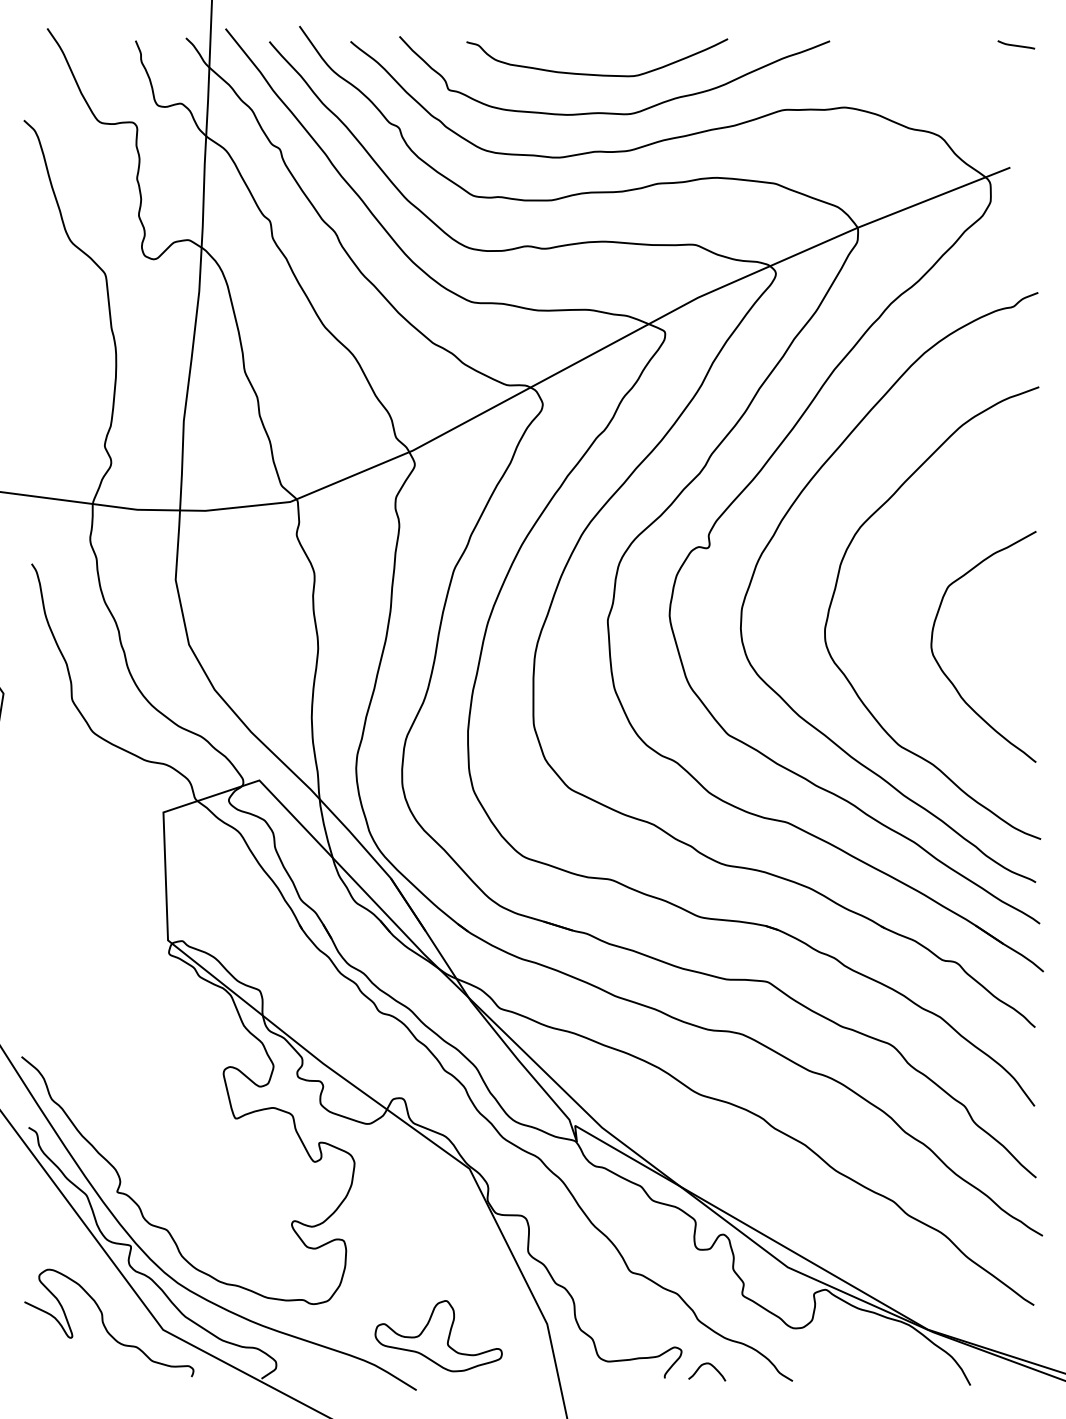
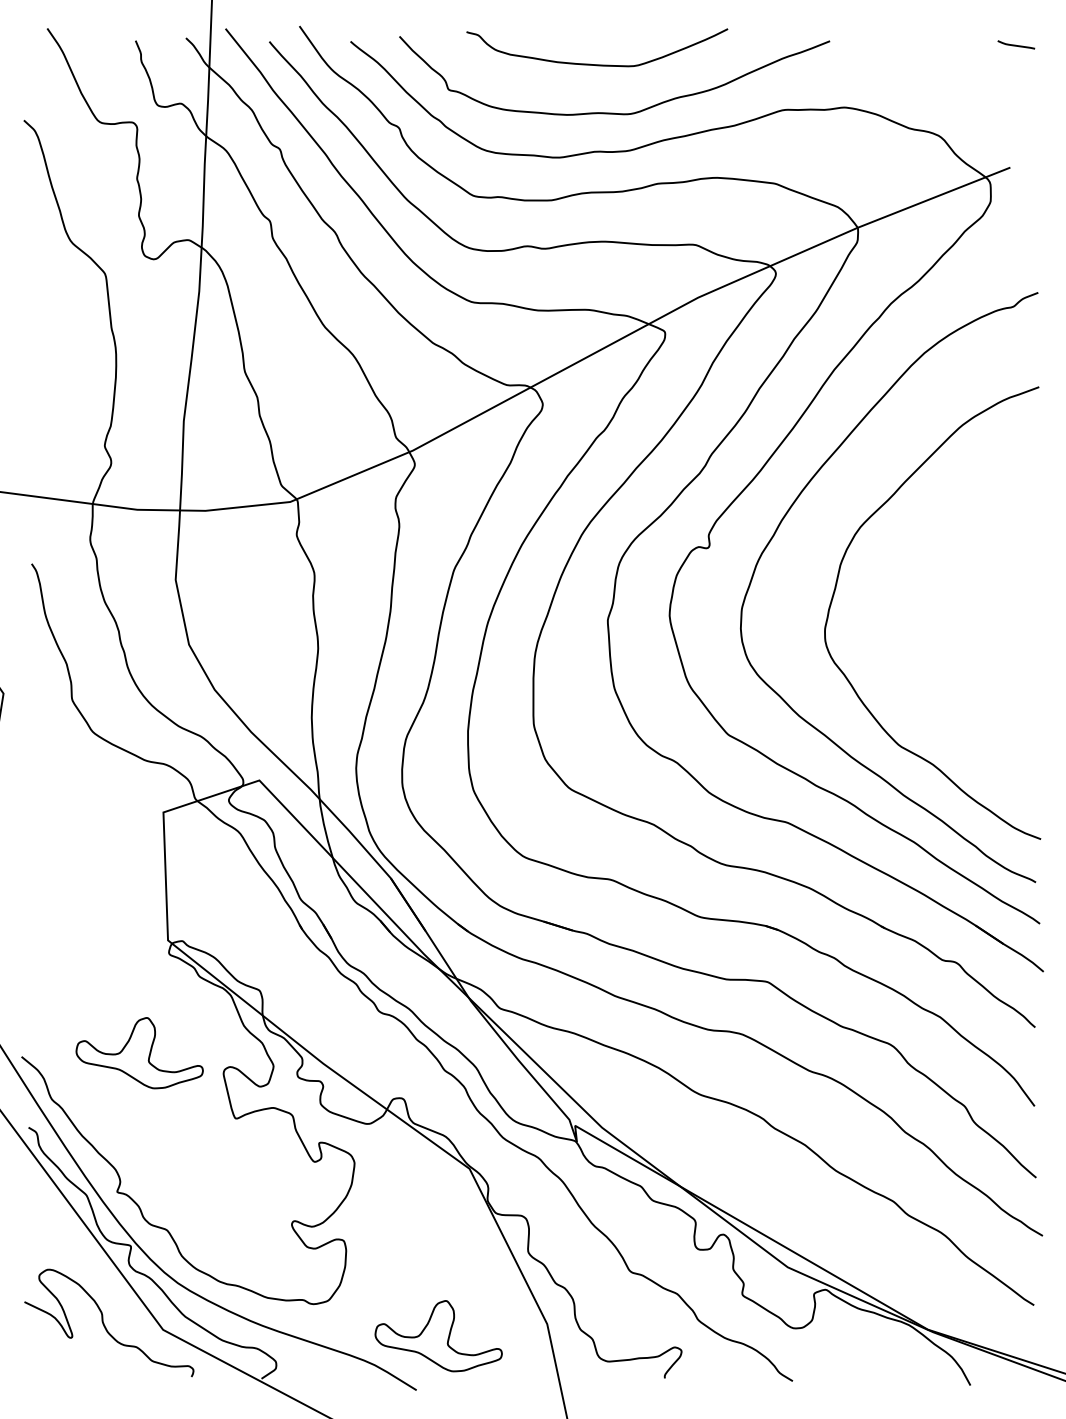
curve position: (597, 74) -> (597, 64) (597, 64)
curve: present -> none (946, 674)
part: none -> present (139, 1053)
curve: present -> none (711, 1366)
